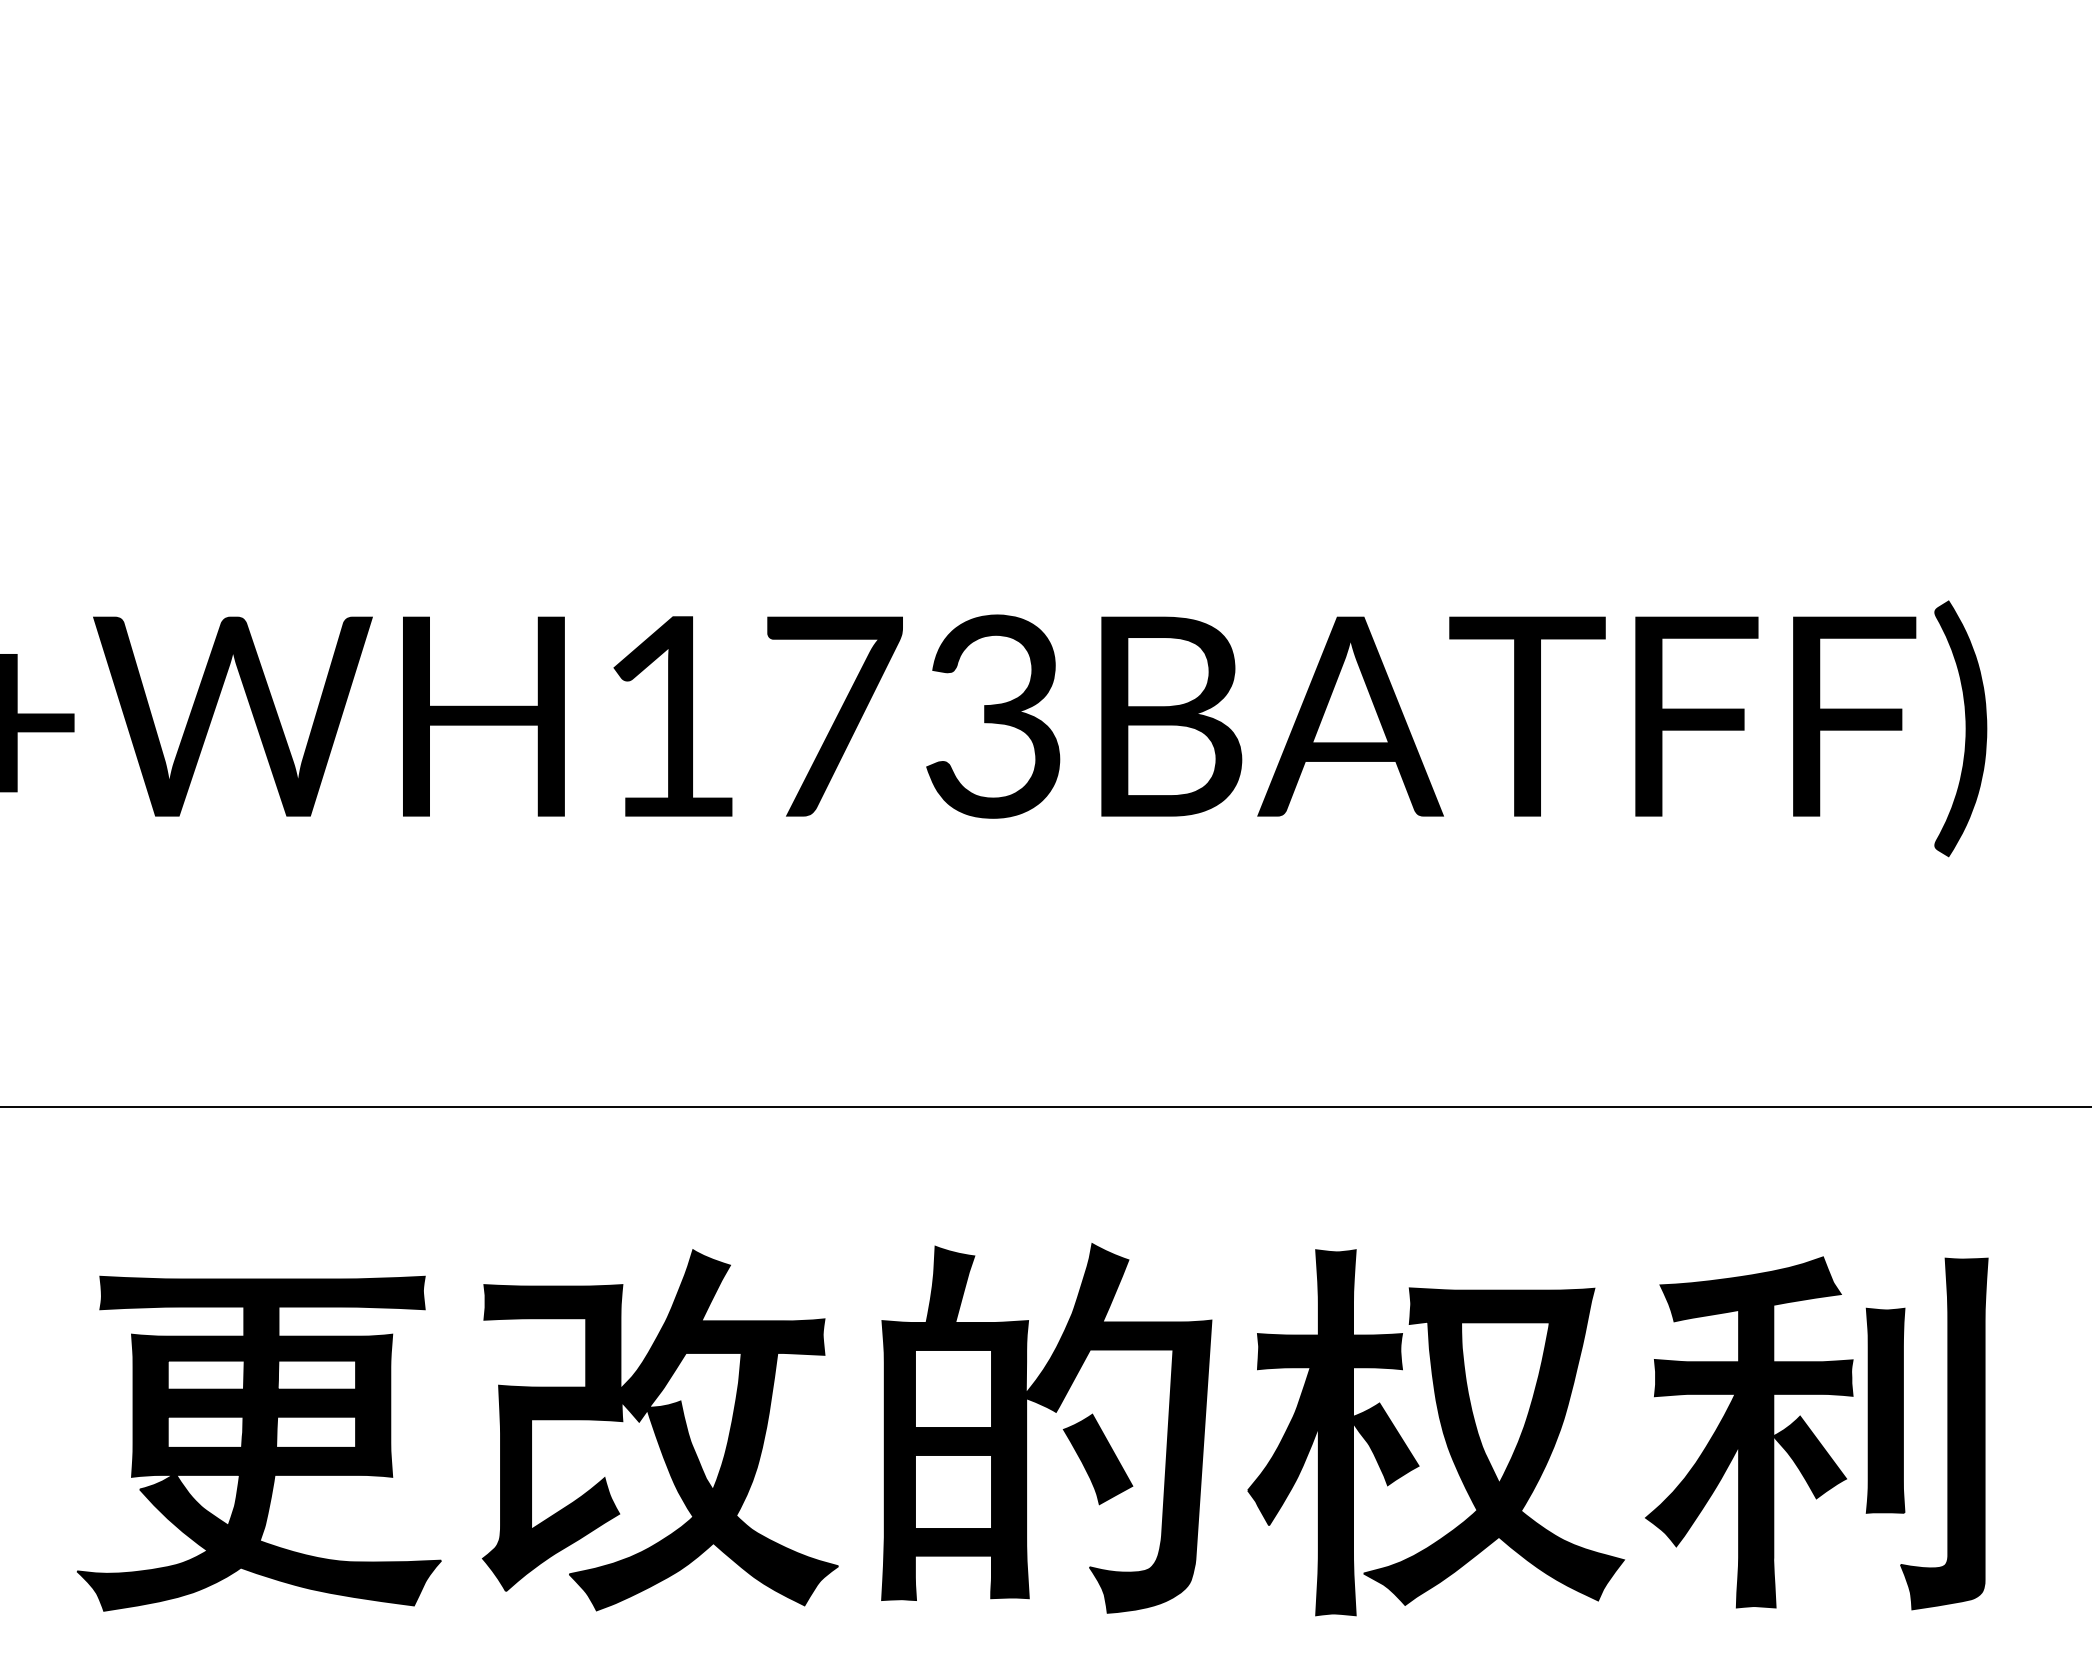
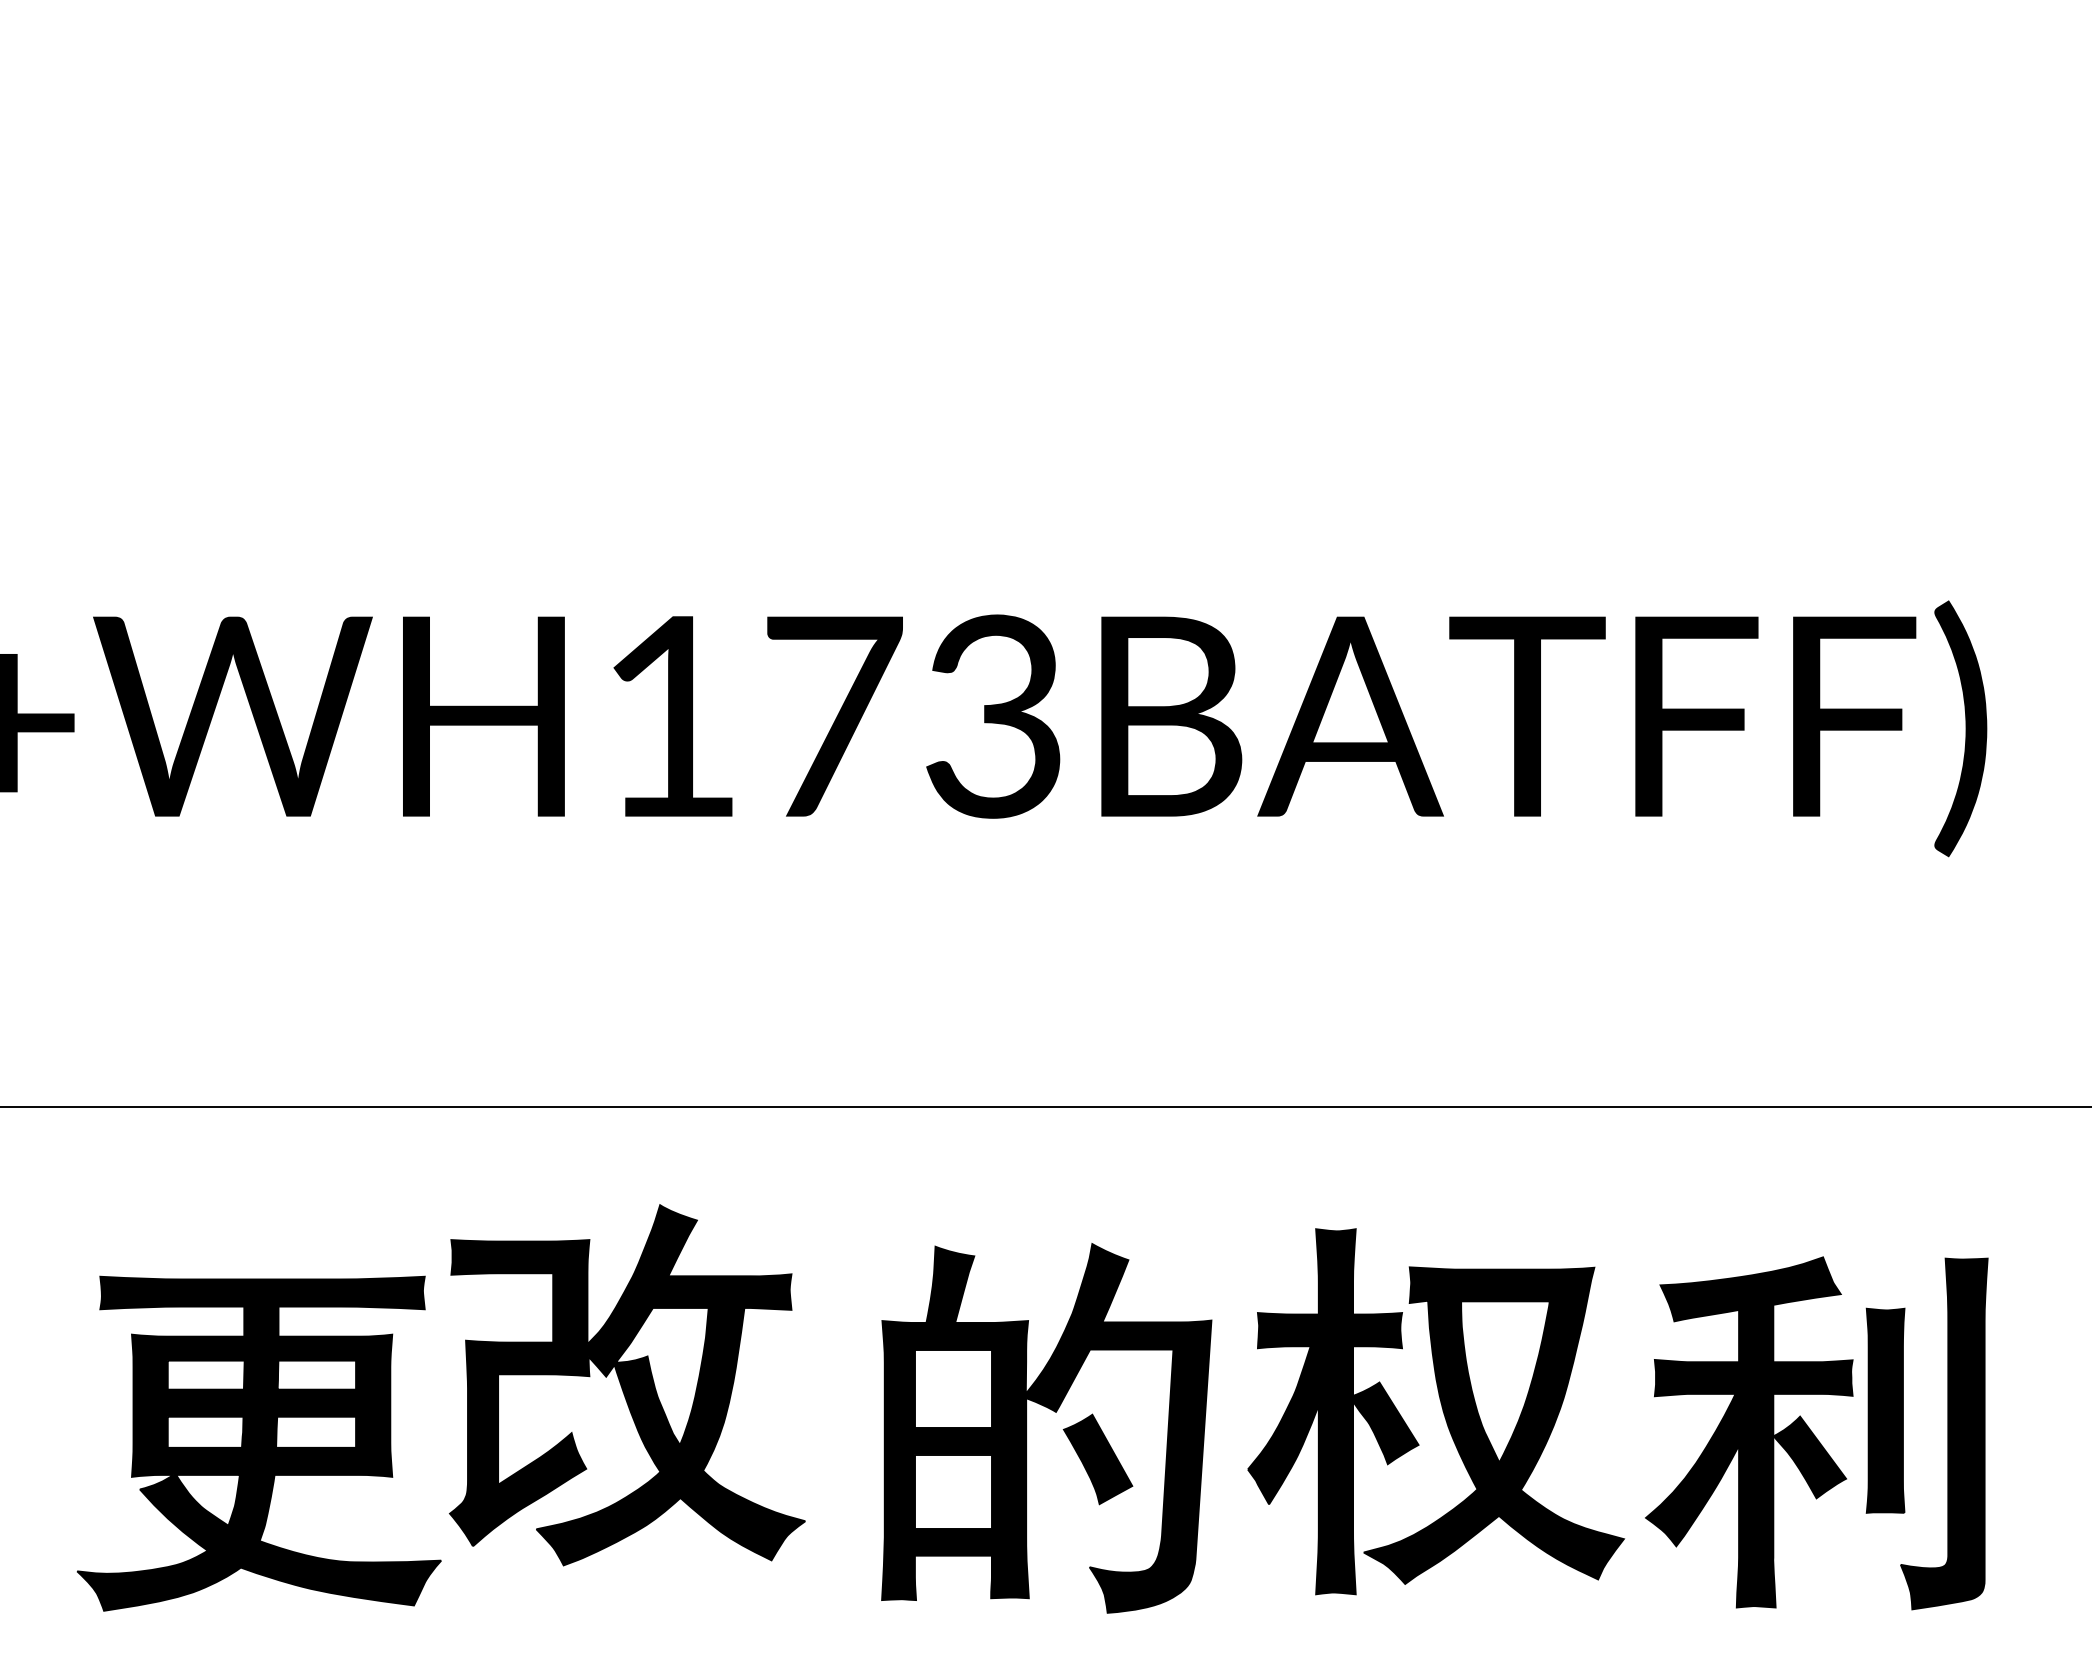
part position: (660, 1430) -> (627, 1385) (627, 1385)
part position: (1436, 1432) -> (1436, 1411) (1436, 1411)
